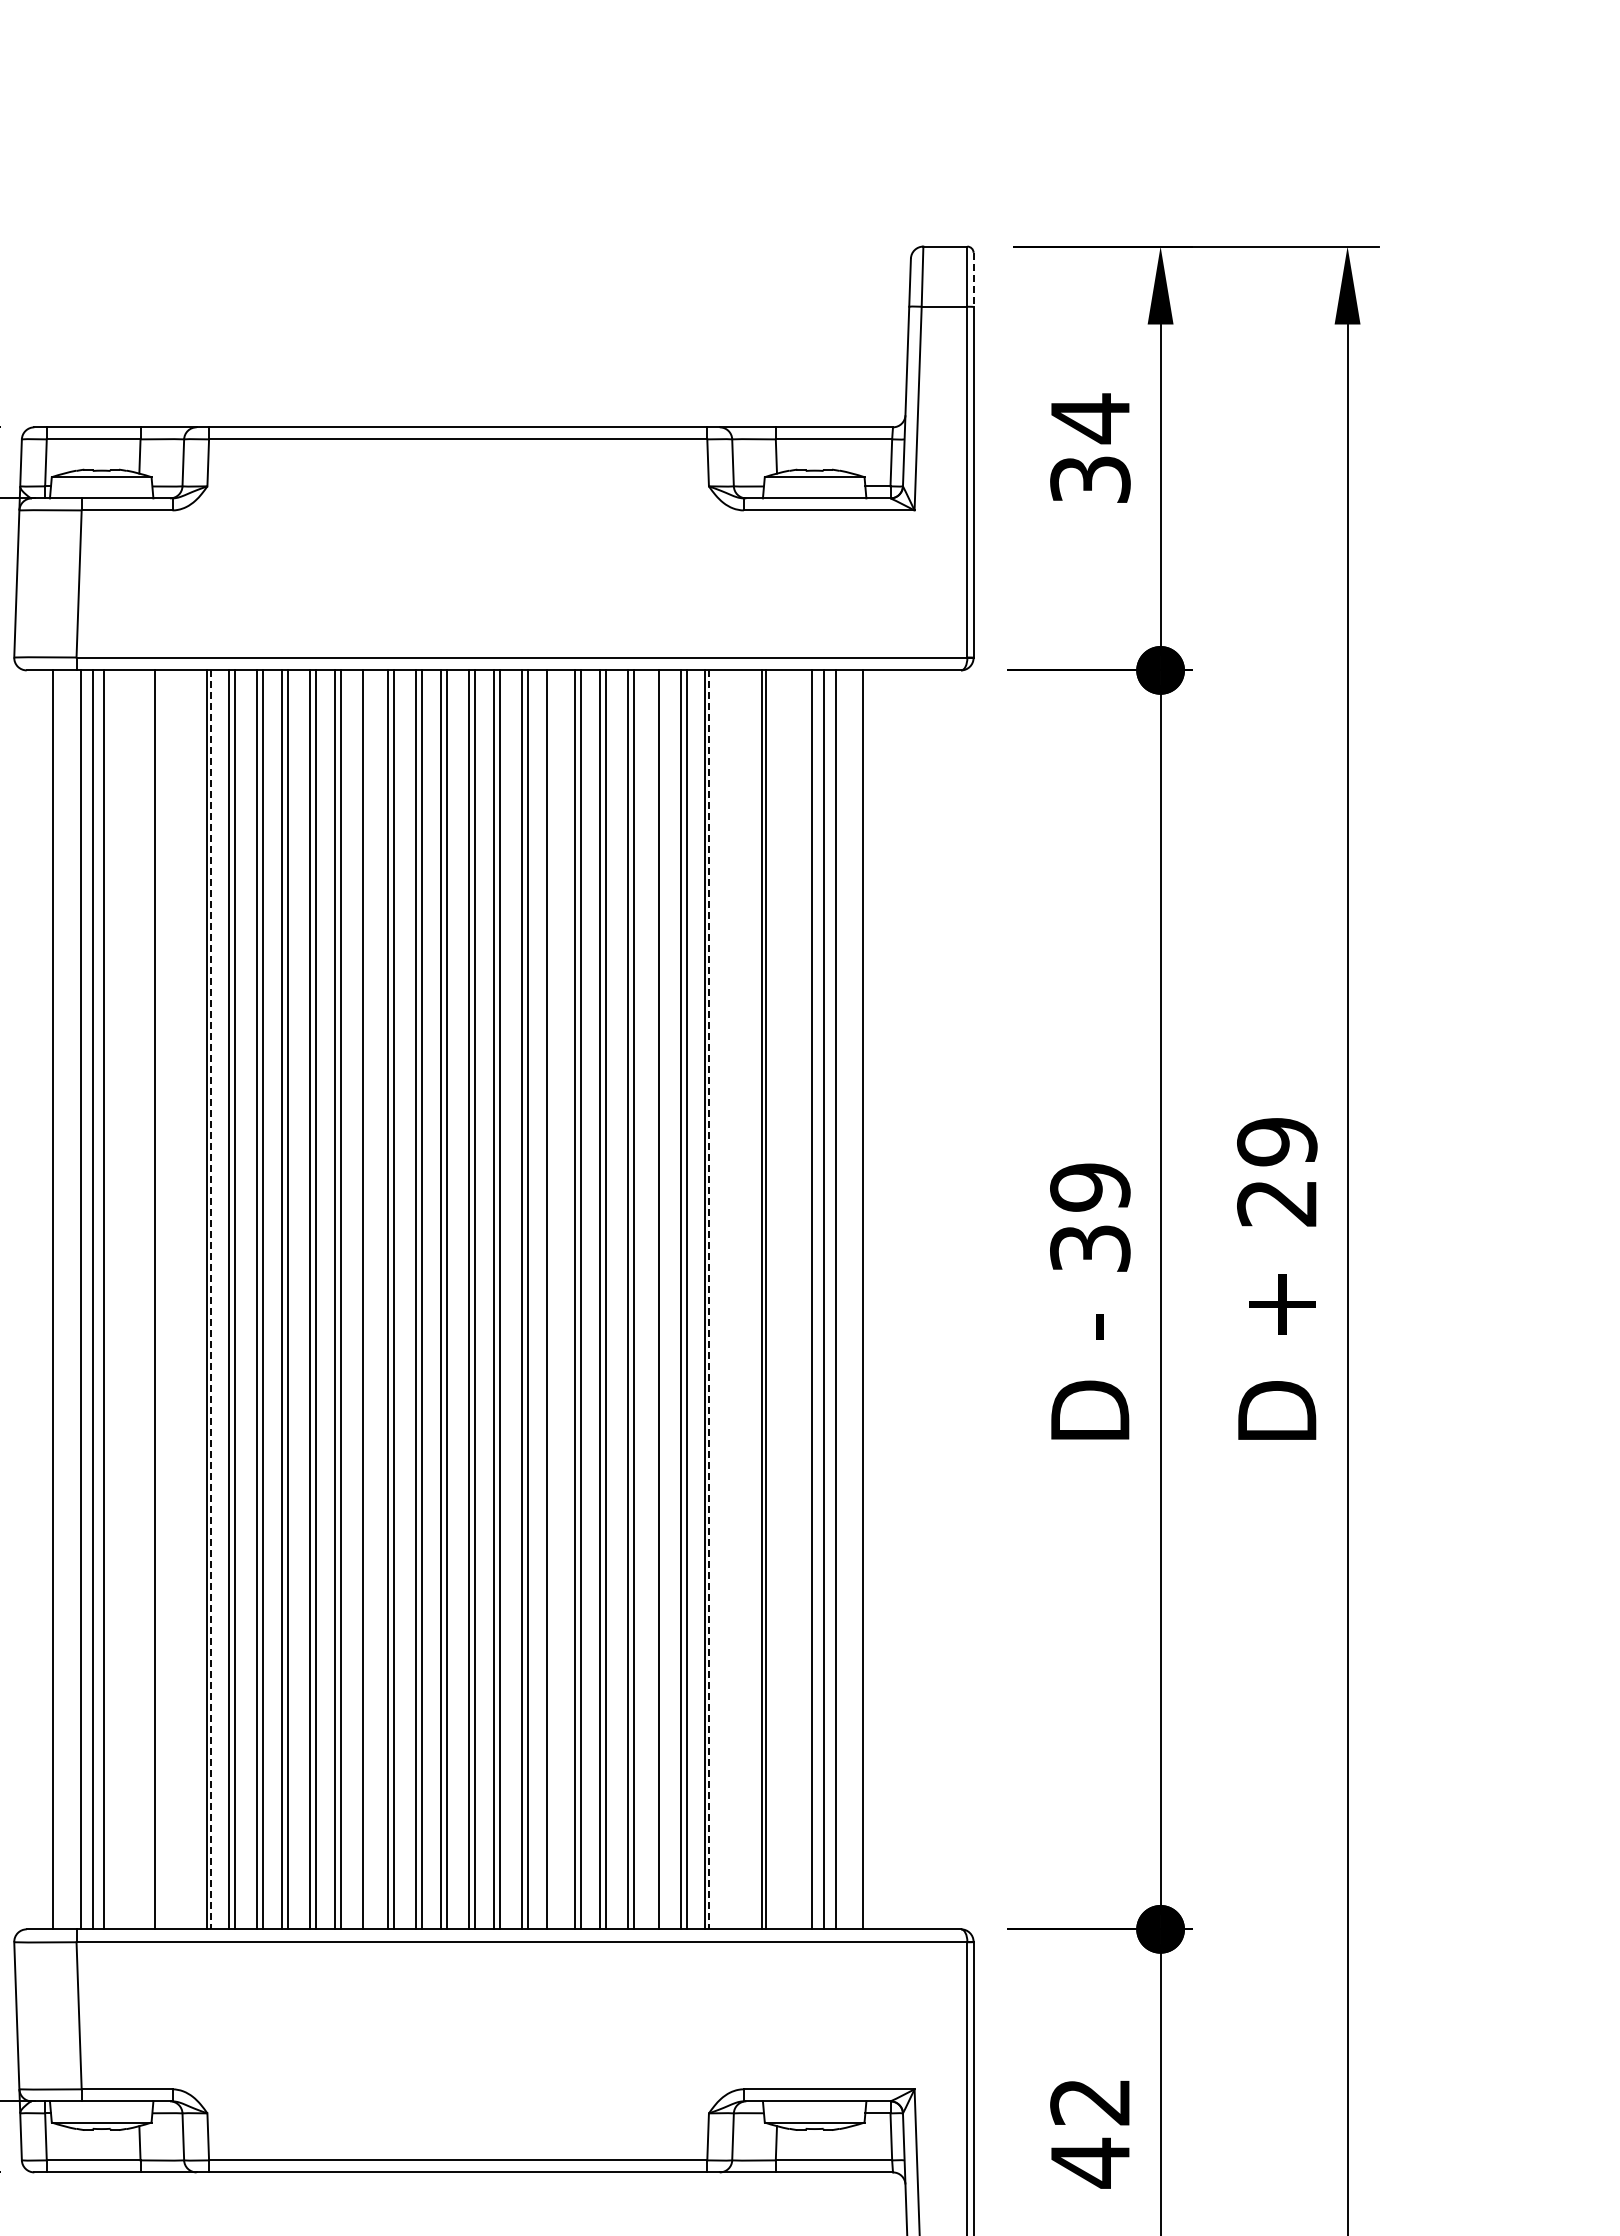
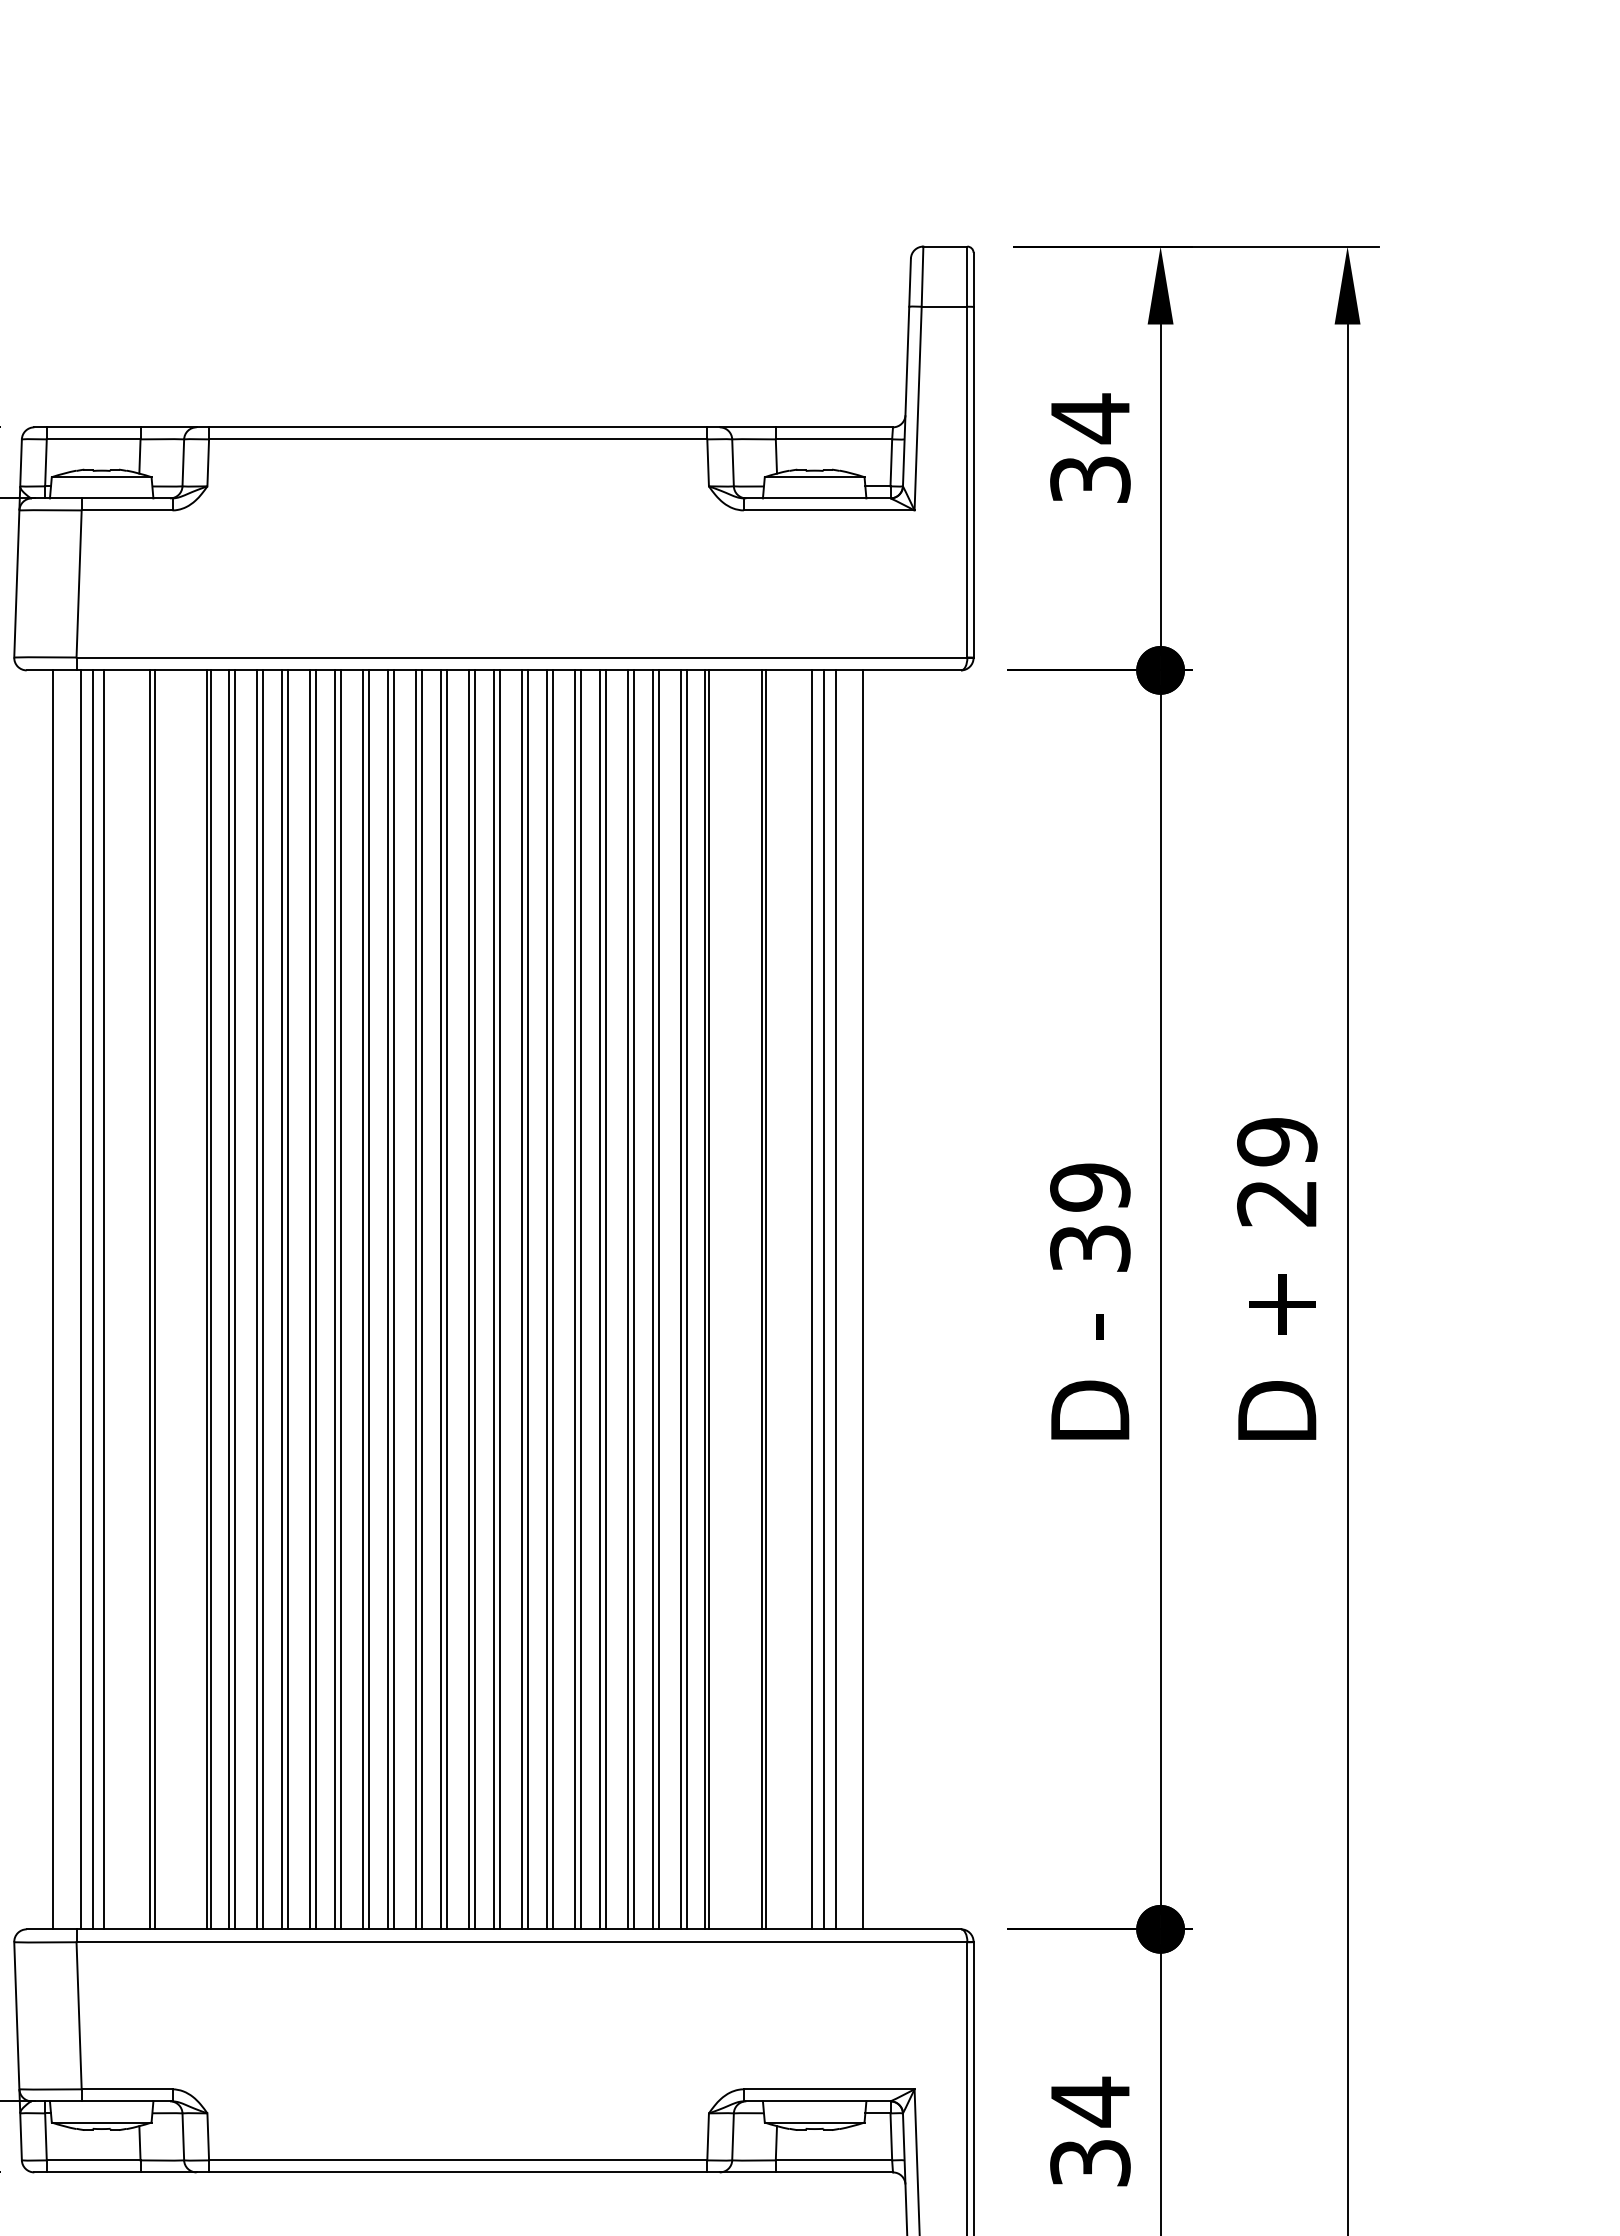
line: dashed -> solid (973, 280)
line: none -> present (150, 1299)
line: none -> present (369, 1299)
line: none -> present (553, 1299)
line: none -> present (652, 1299)
line: dashed -> solid (211, 1300)
line: dashed -> solid (709, 1300)
text: 42 -> 34 (1090, 2132)
